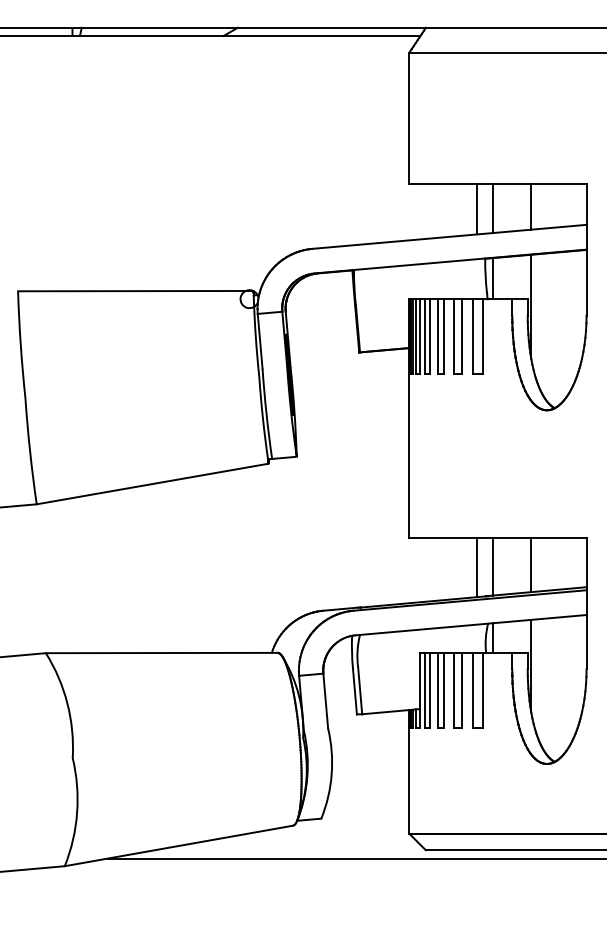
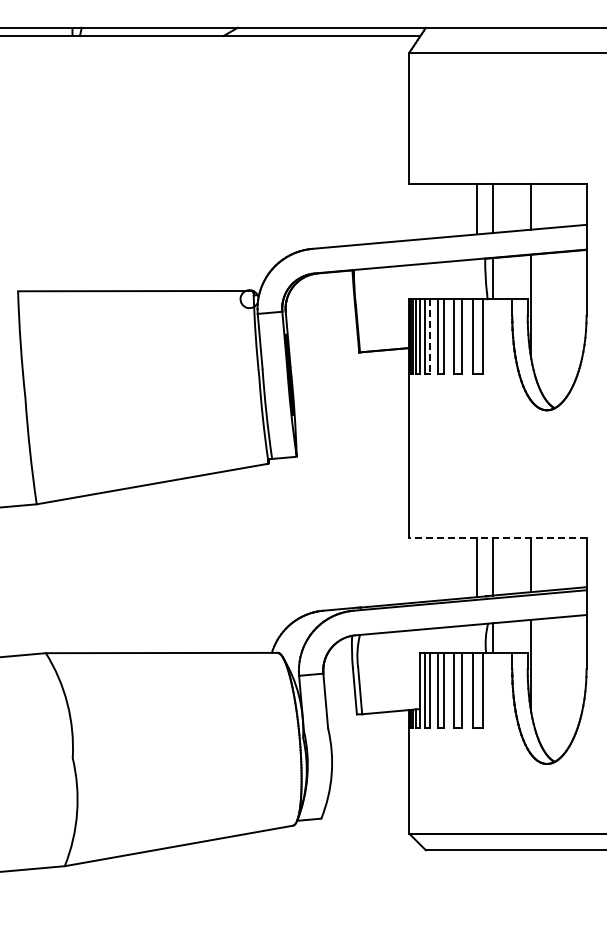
line: solid -> dashed (429, 337)
line: solid -> dashed (498, 537)
line: present -> none (355, 858)
